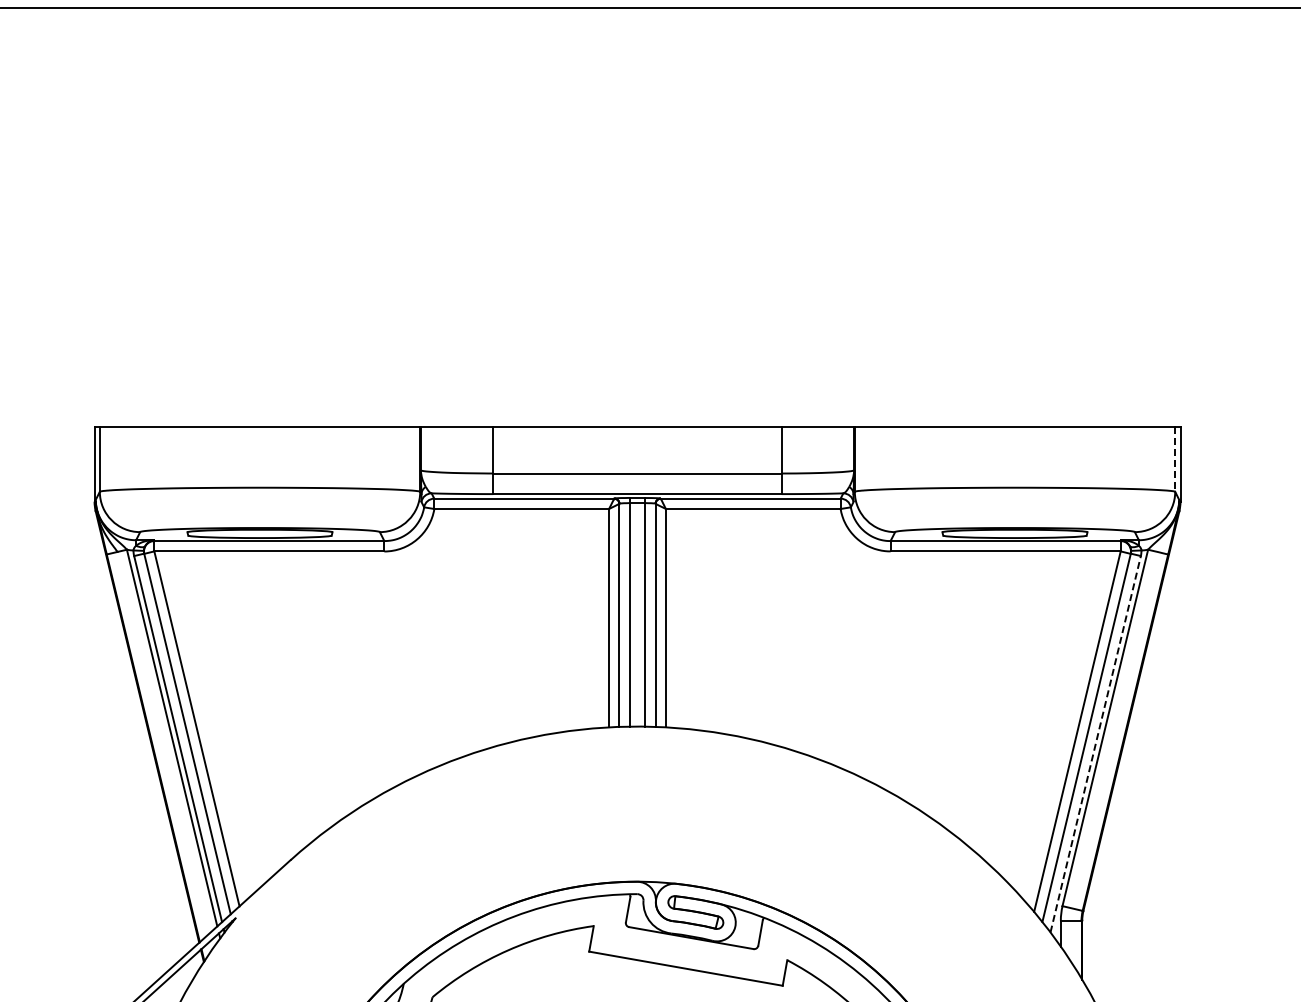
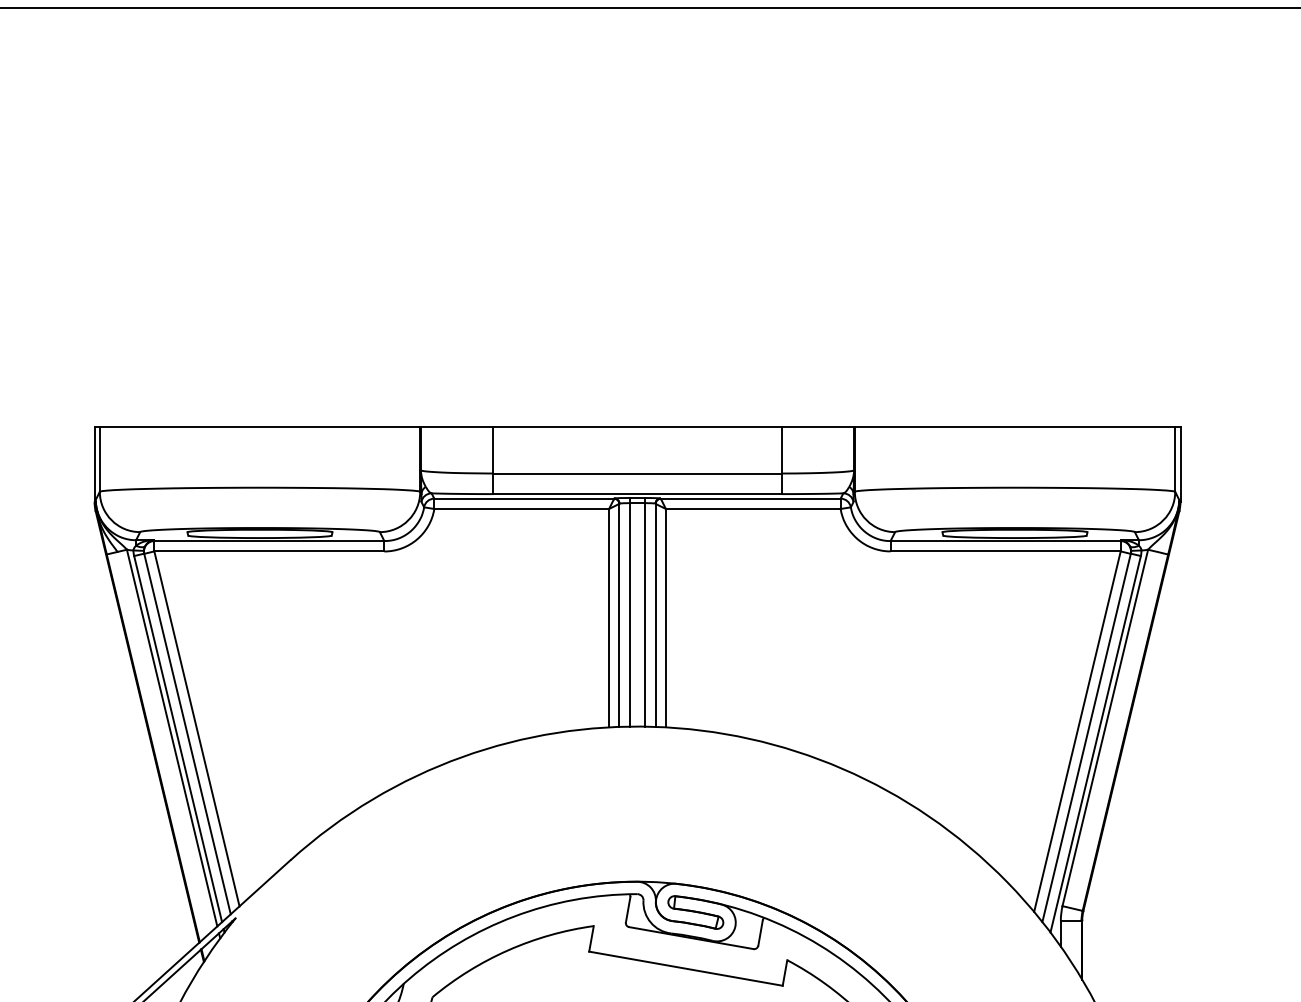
line: dashed -> solid (1175, 459)
line: dashed -> solid (1095, 744)
